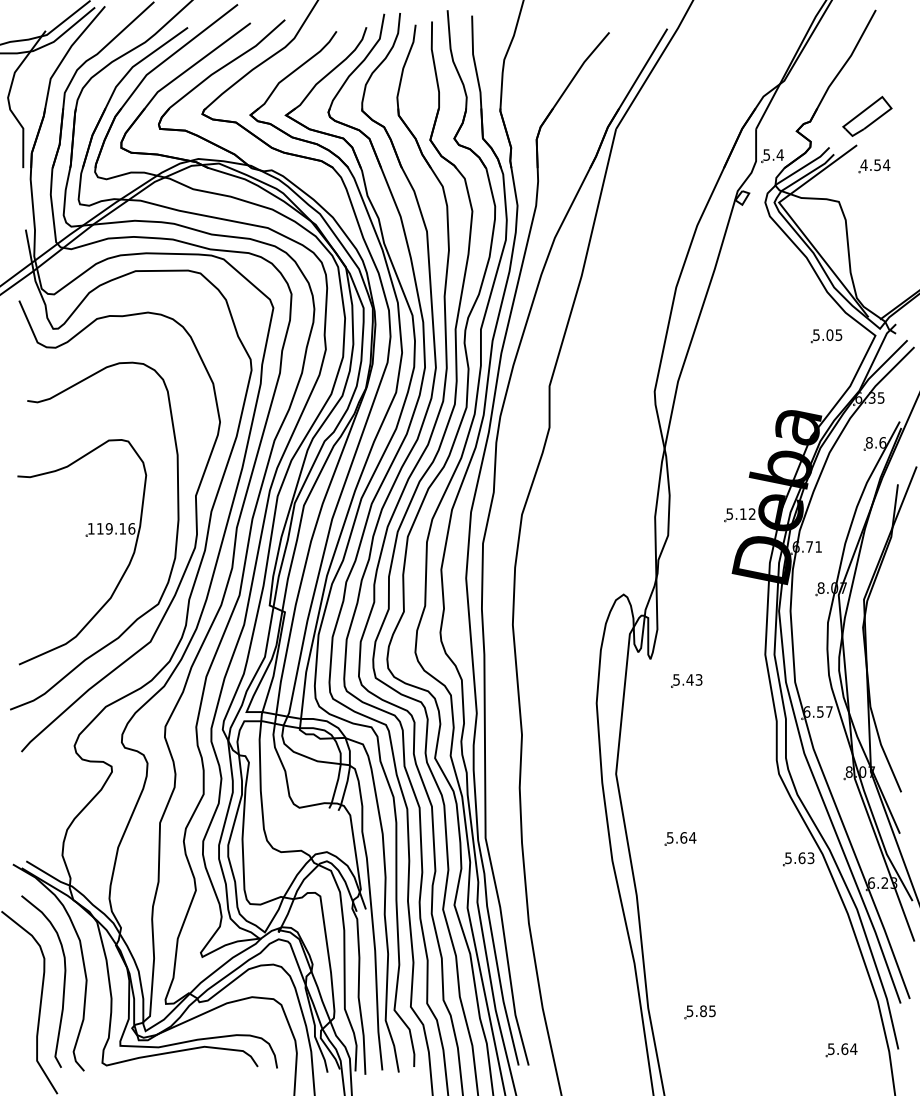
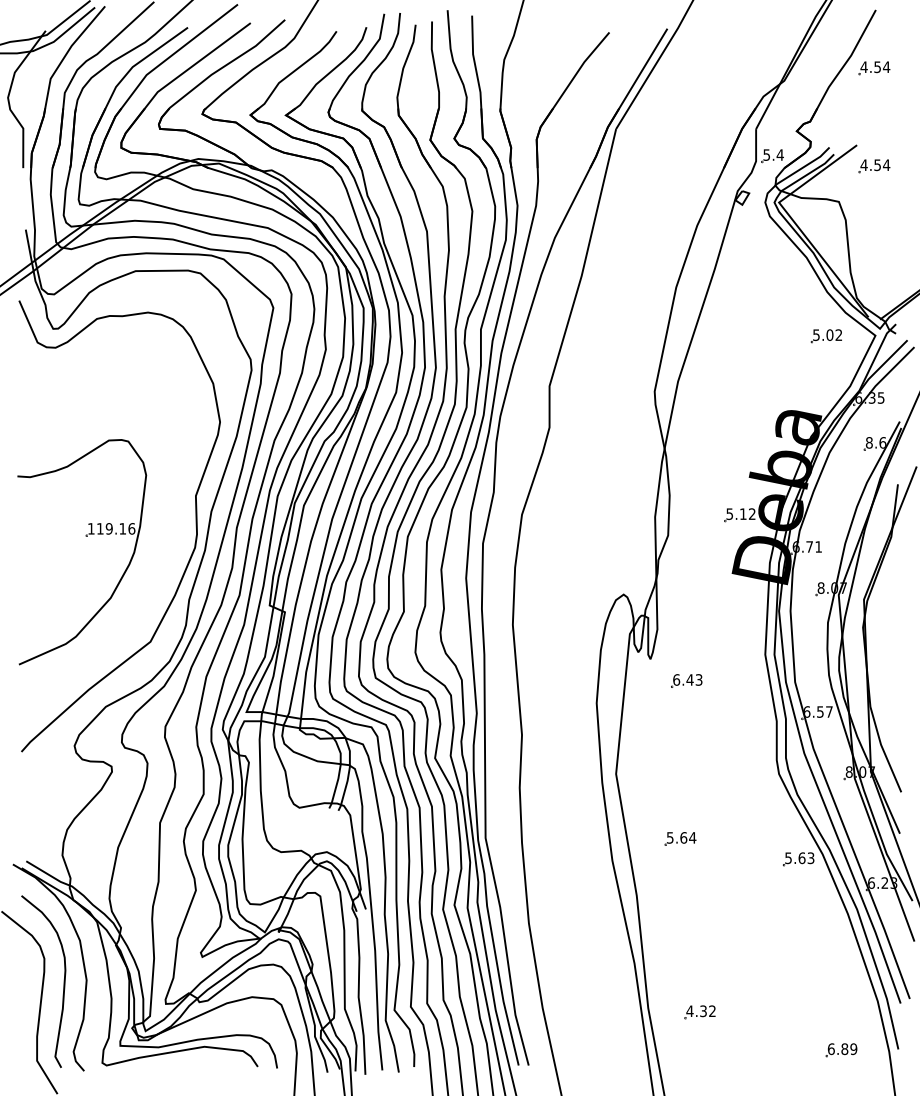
part: none -> present (874, 68)
part: present -> none (867, 116)
text: 5.05 -> 5.02 (838, 335)
curve: present -> none (175, 539)
text: 5.43 -> 6.43 (676, 679)
text: 5.85 -> 4.32 (700, 1011)
text: 5.64 -> 6.89 (842, 1049)
